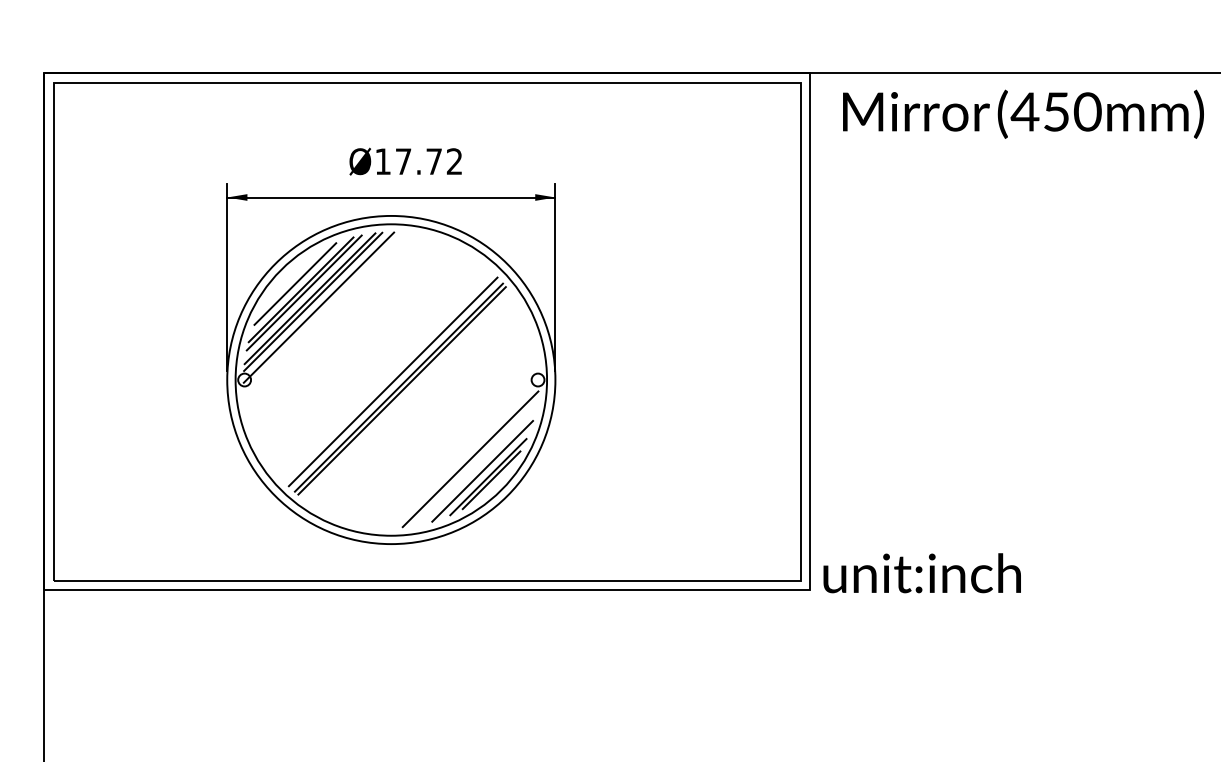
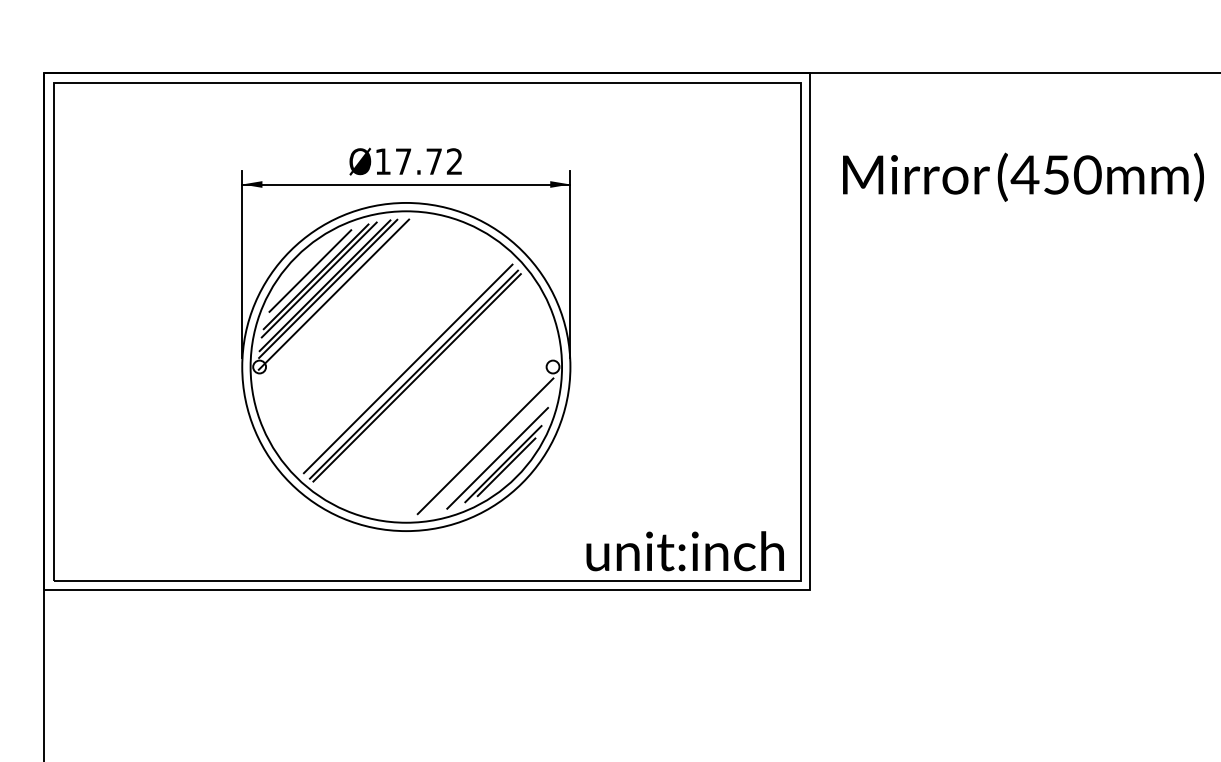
text position: (1023, 113) -> (1023, 176) (1023, 176)
part position: (391, 363) -> (406, 350) (406, 350)
text position: (921, 573) -> (684, 551) (684, 551)
